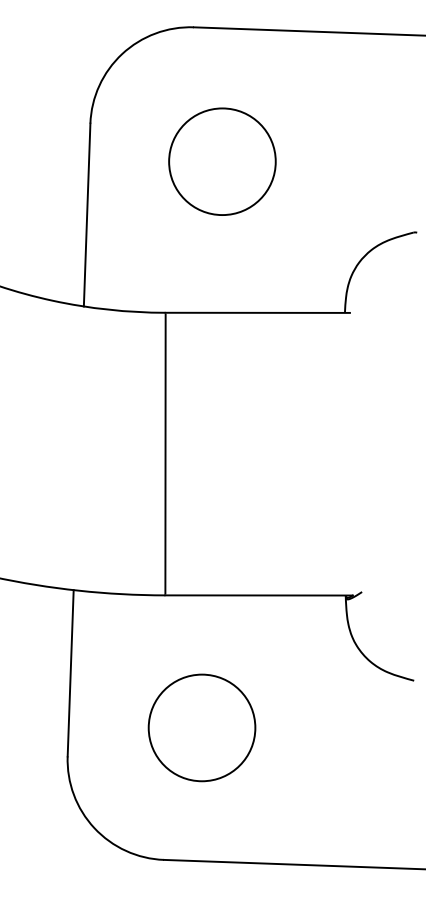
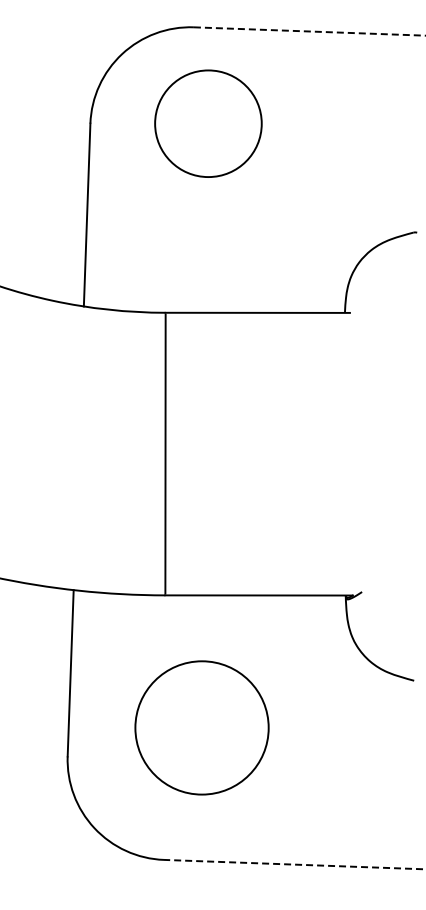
line: solid -> dashed (309, 31)
circle position: (222, 161) -> (208, 123) (208, 123)
circle diameter: 107 px -> 133 px (201, 727)
line: solid -> dashed (294, 864)
